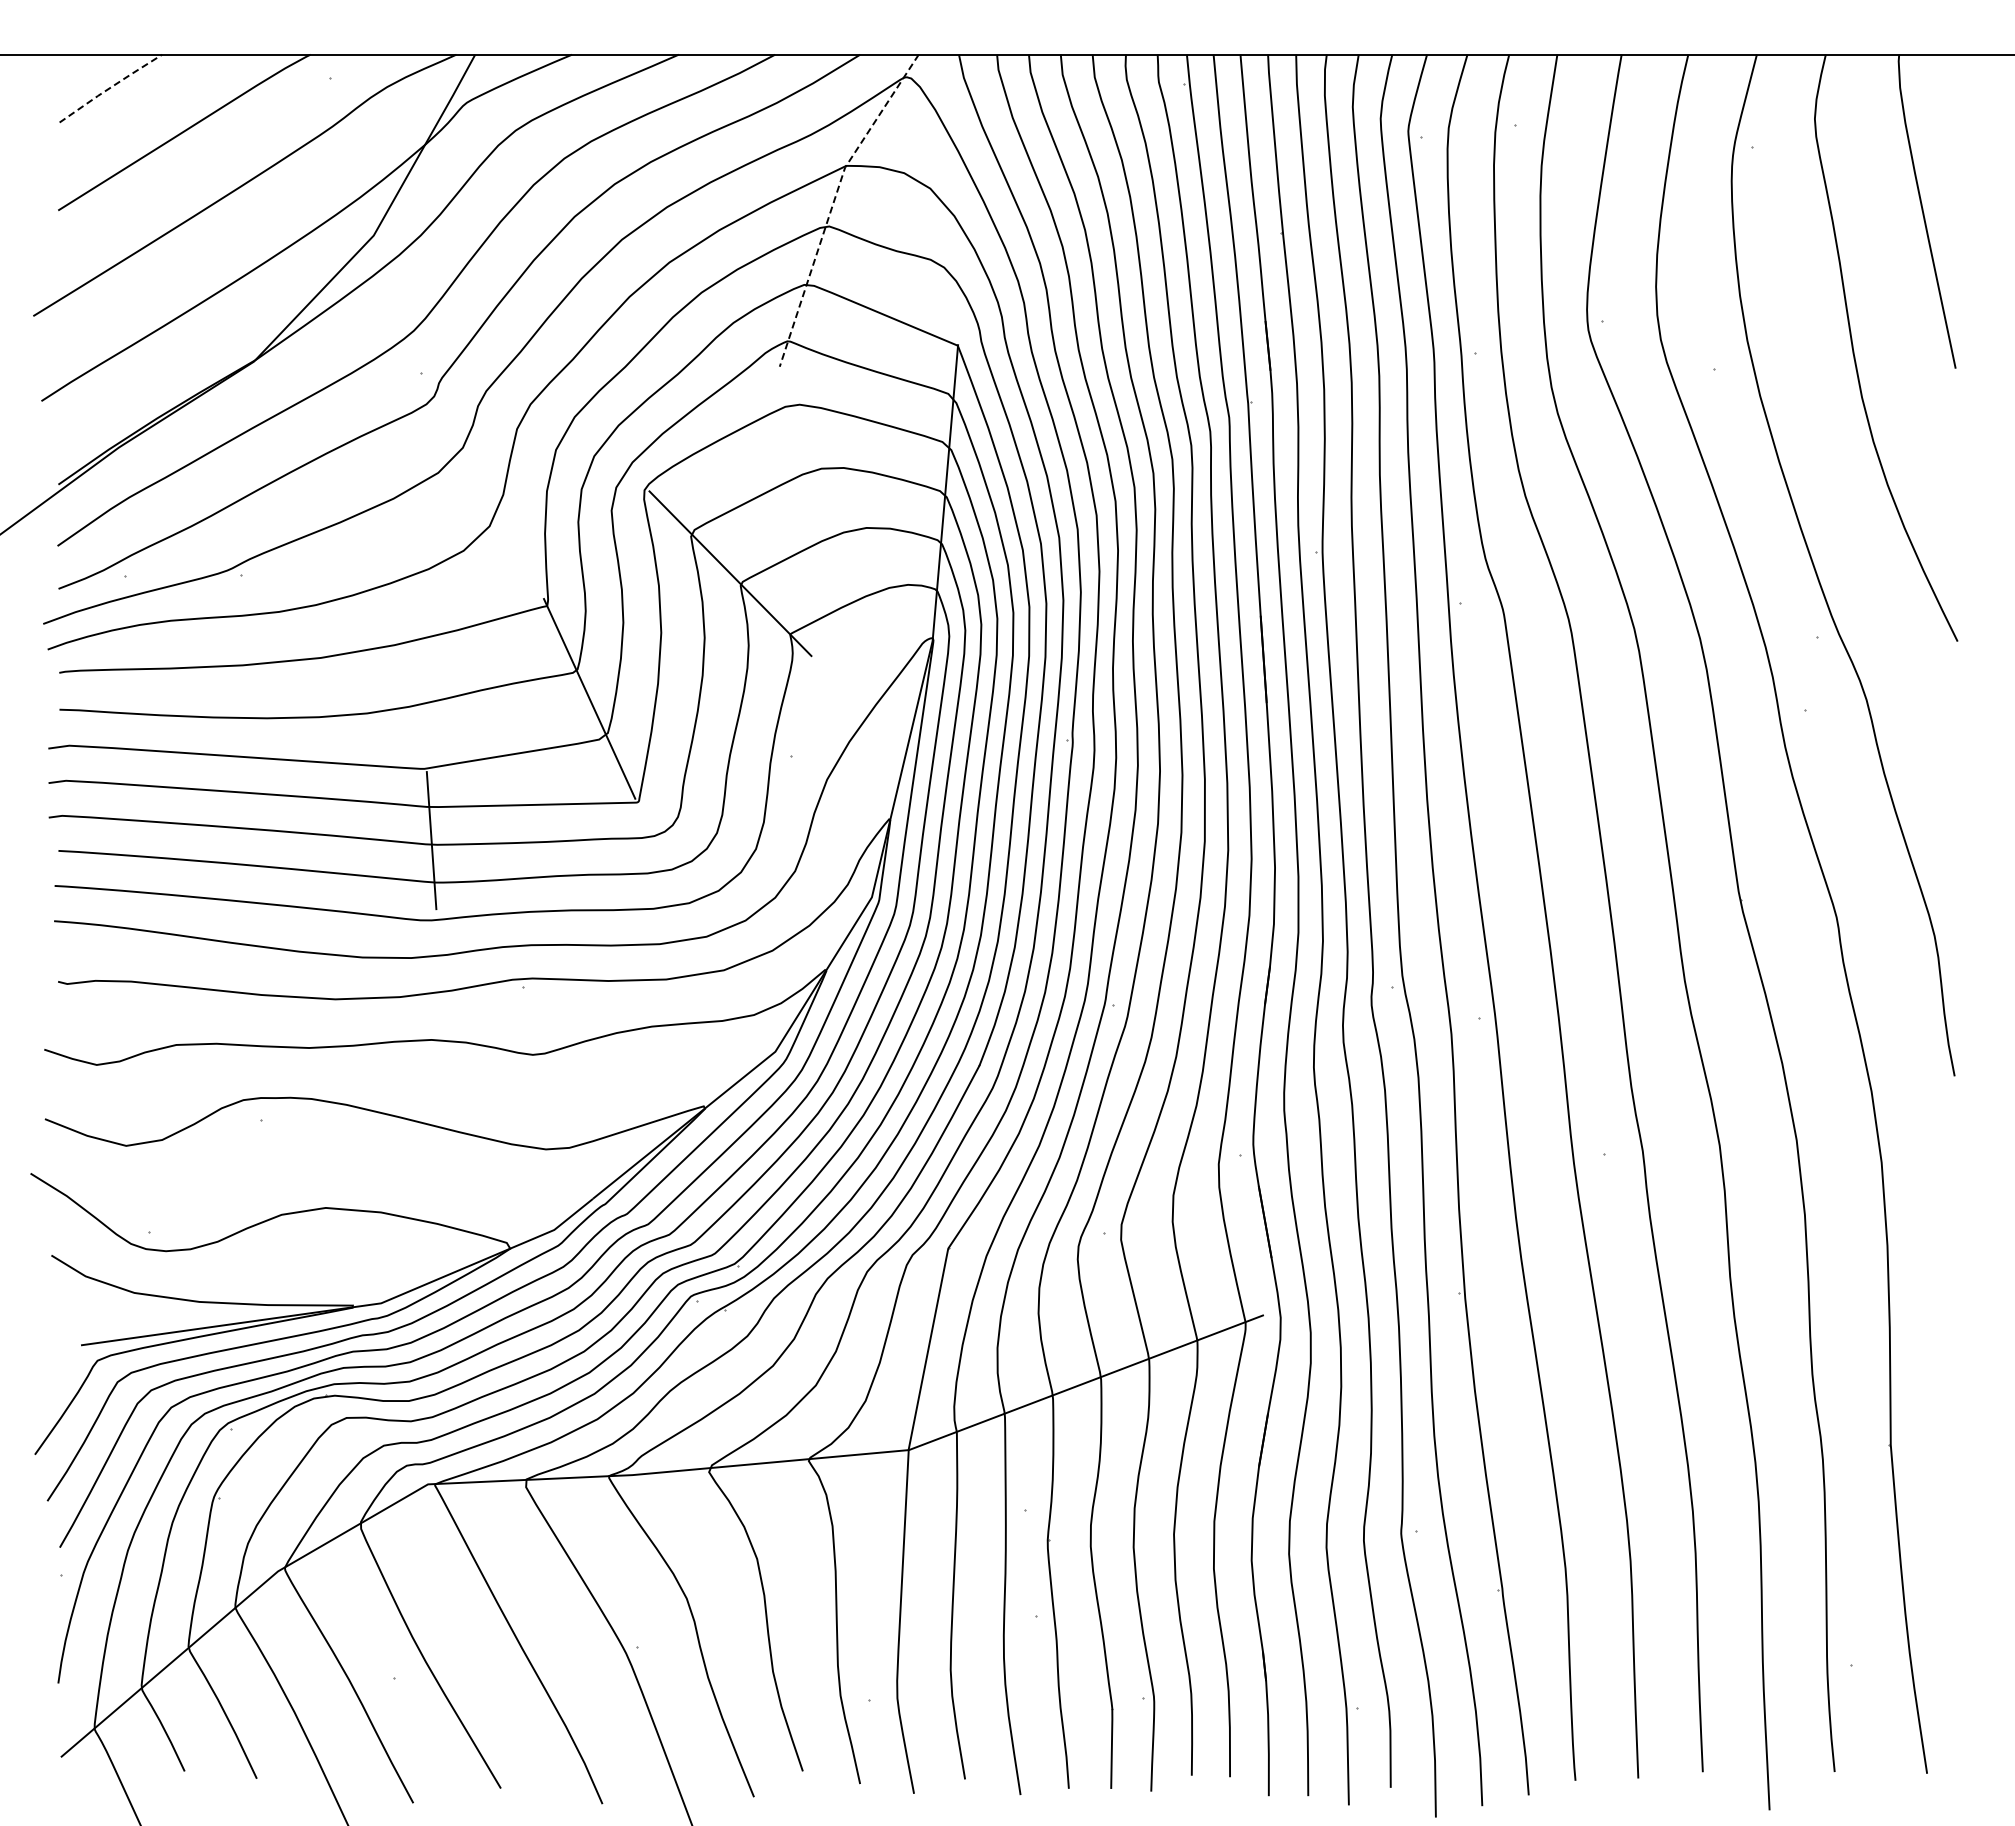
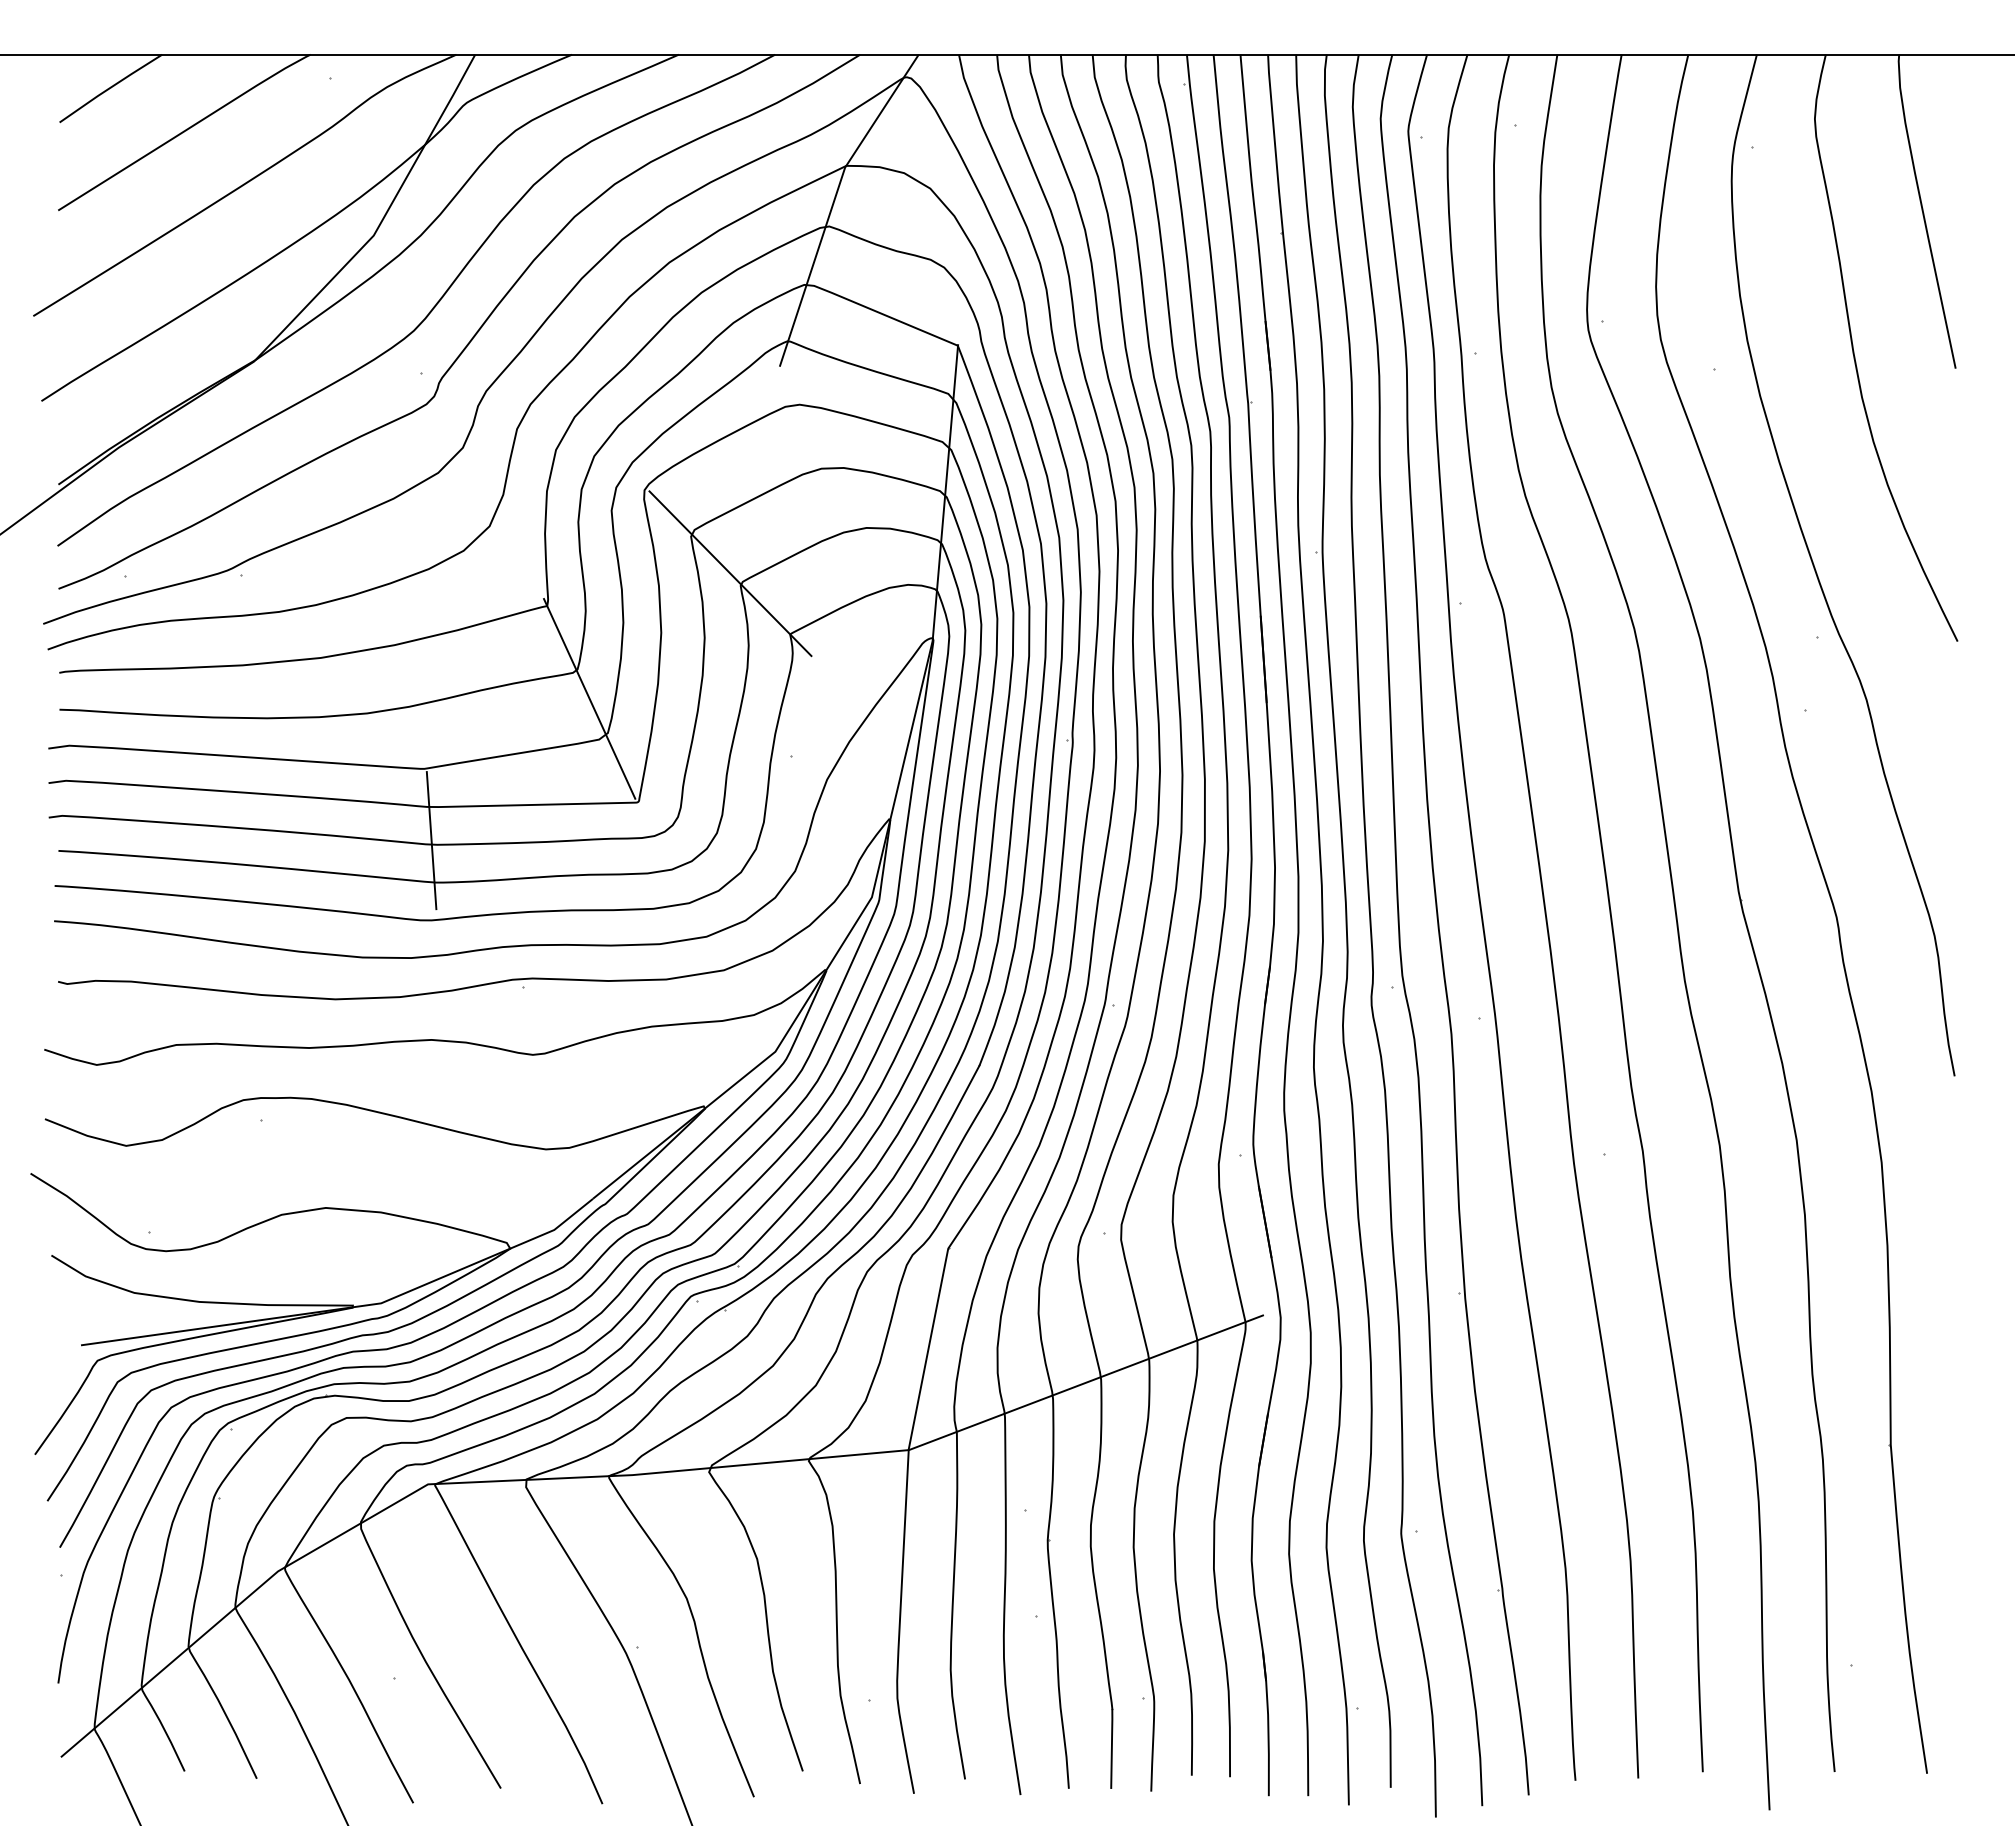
line: dashed -> solid (111, 87)
line: dashed -> solid (833, 202)
